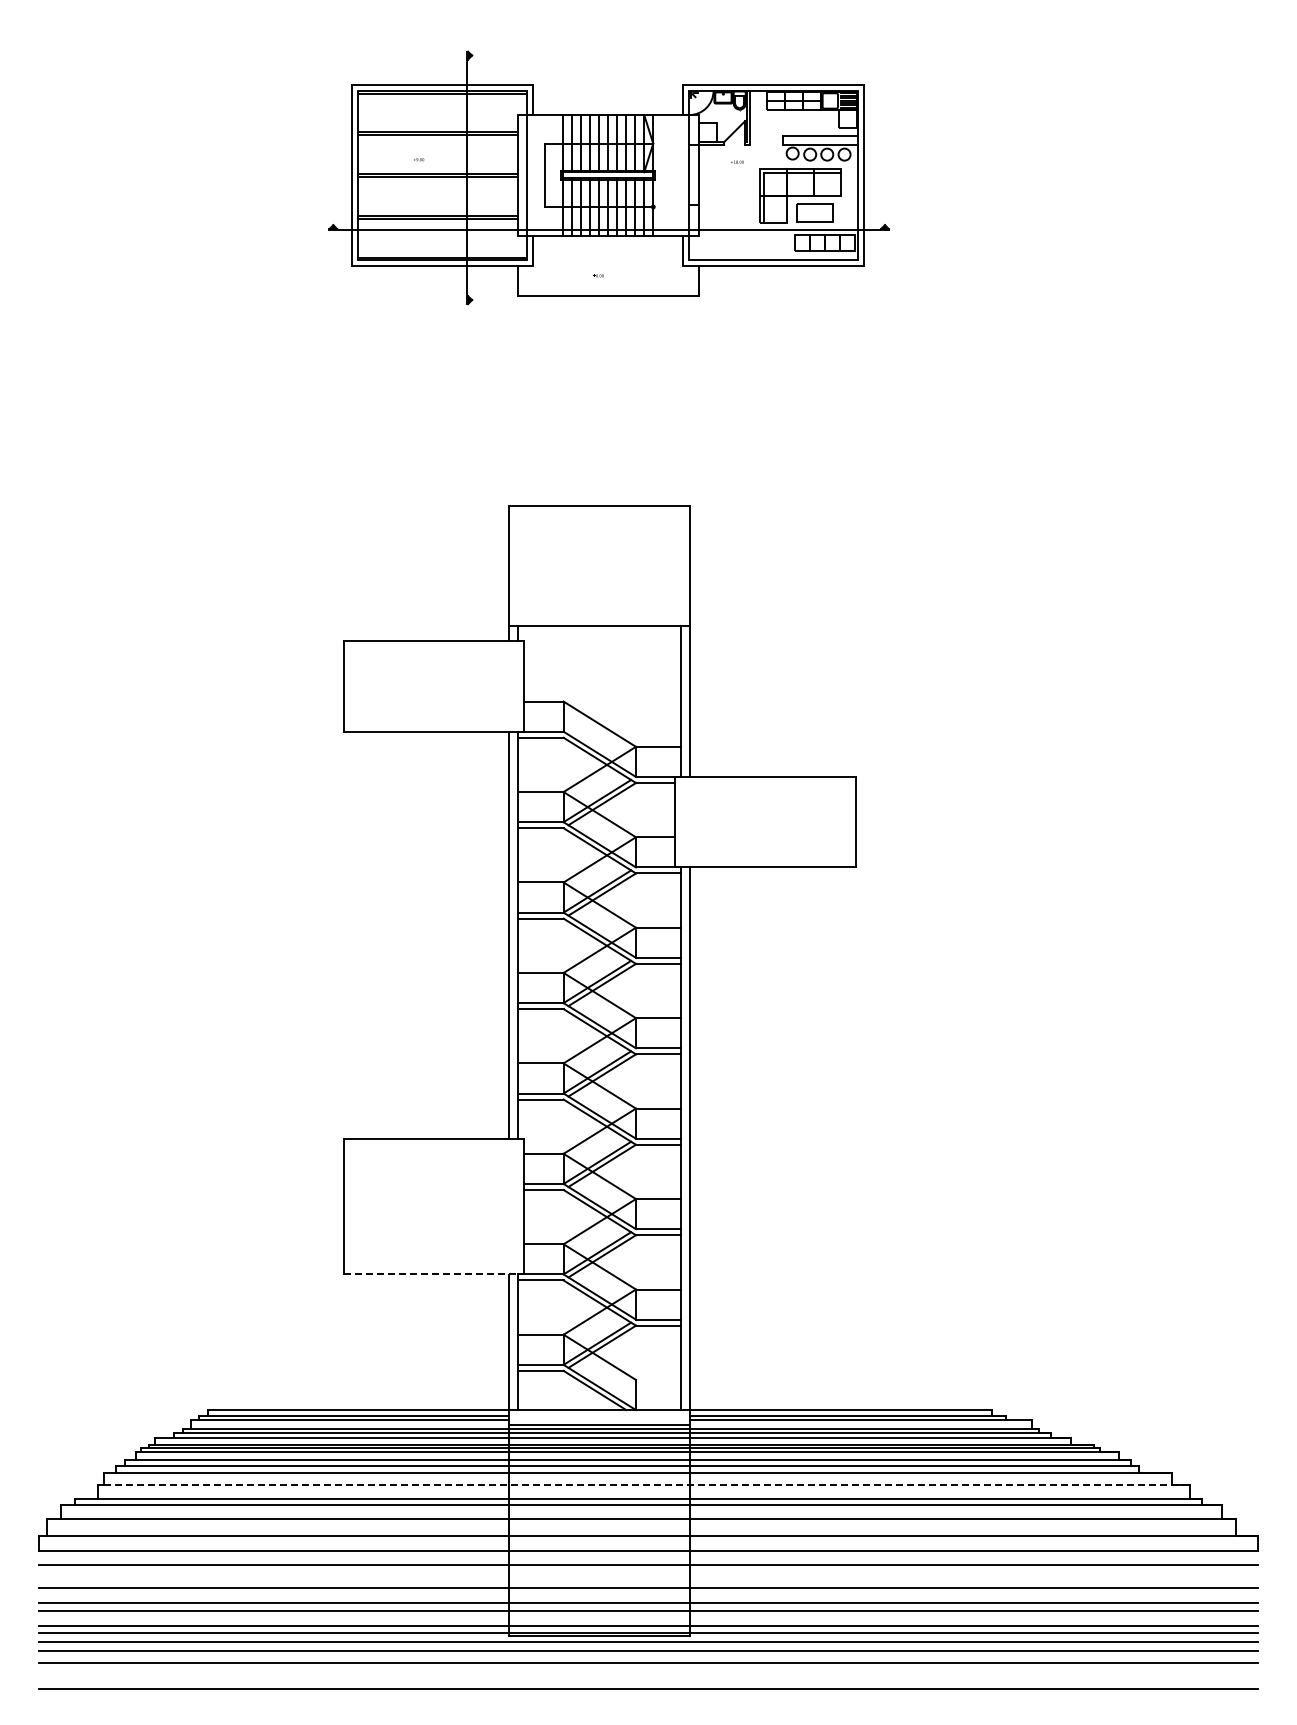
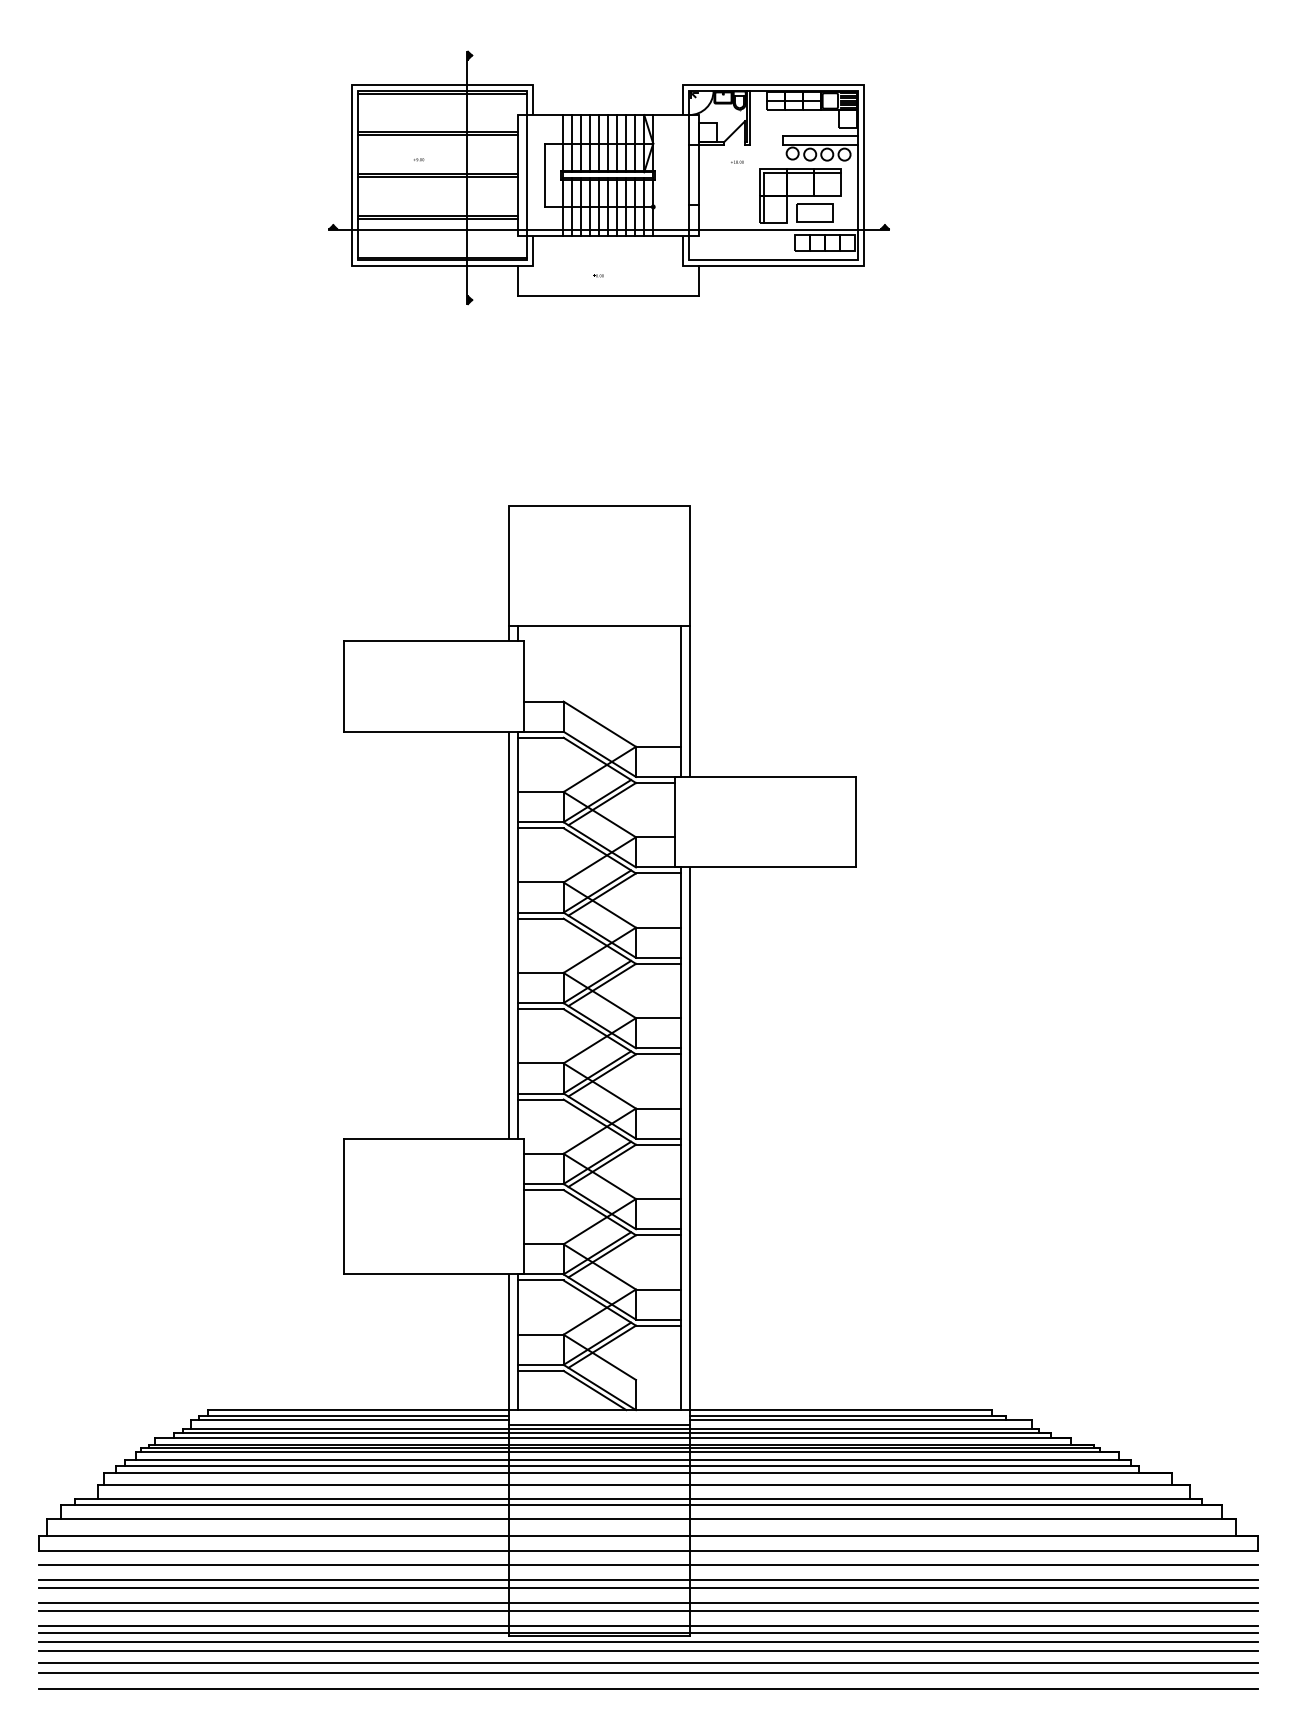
line: dashed -> solid (434, 1274)
line: dashed -> solid (646, 1484)
line: none -> present (648, 1580)
line: none -> present (648, 1673)
